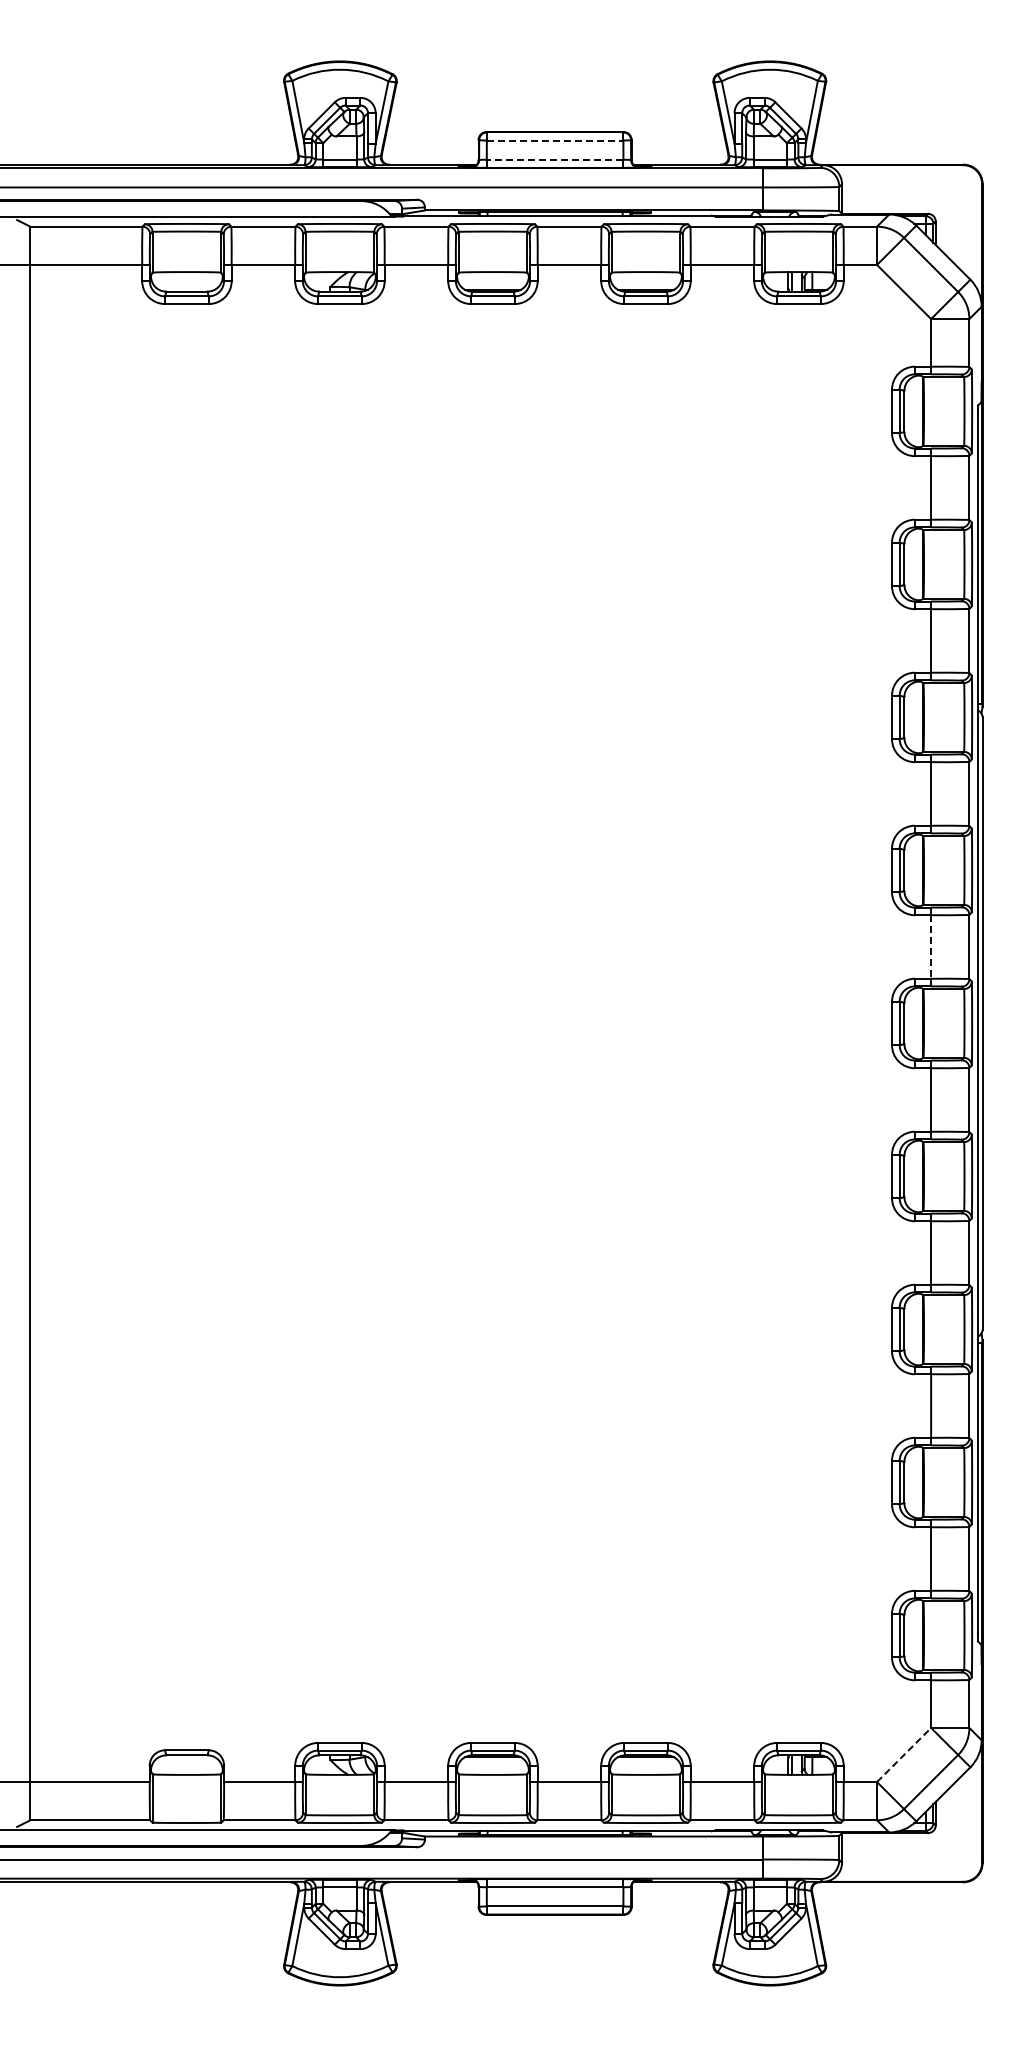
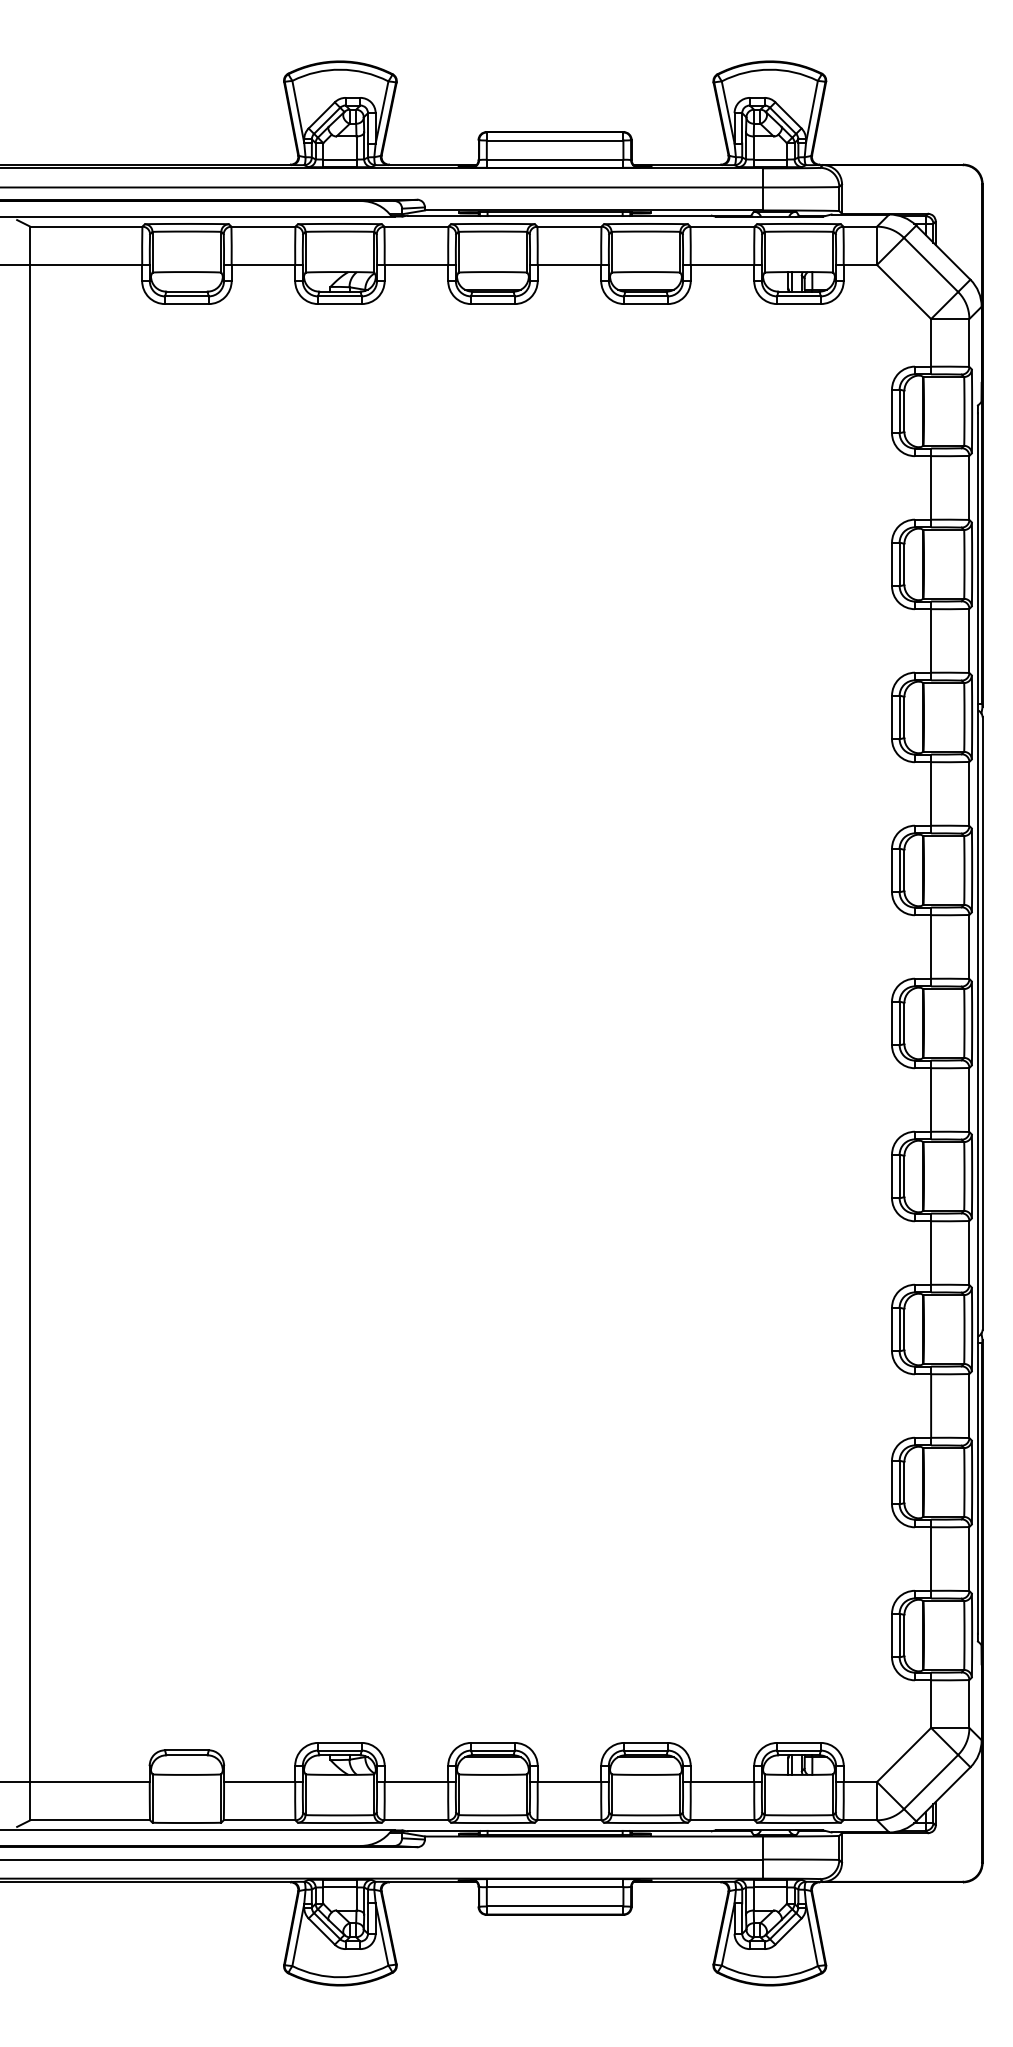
line: dashed -> solid (555, 140)
line: dashed -> solid (554, 159)
line: dashed -> solid (931, 946)
line: dashed -> solid (904, 1754)
